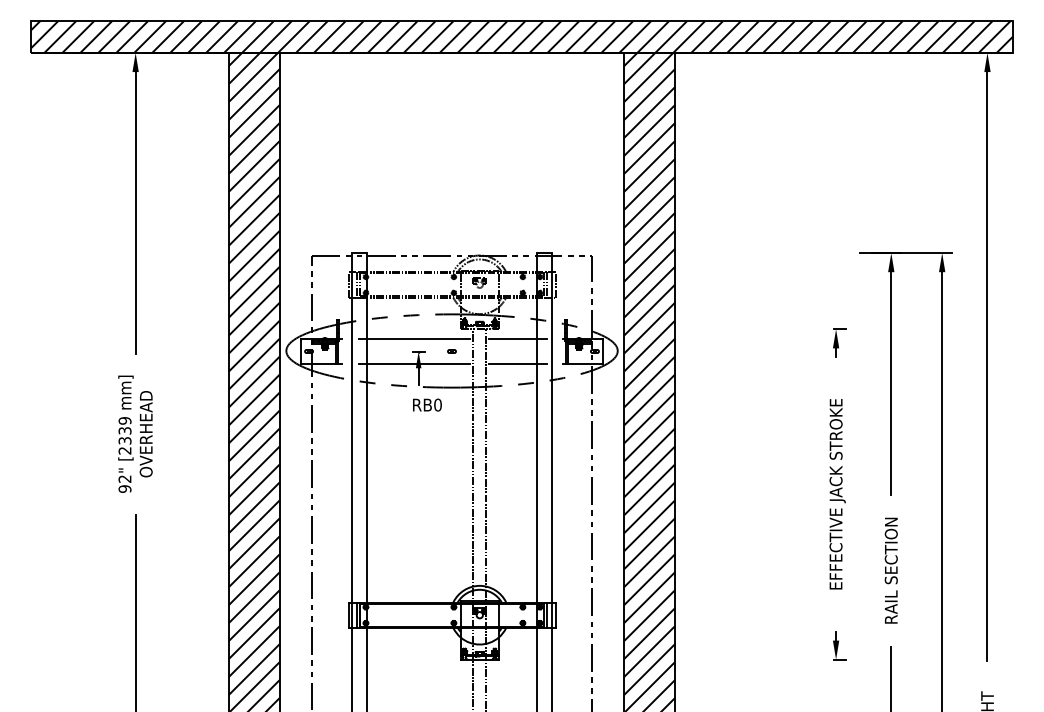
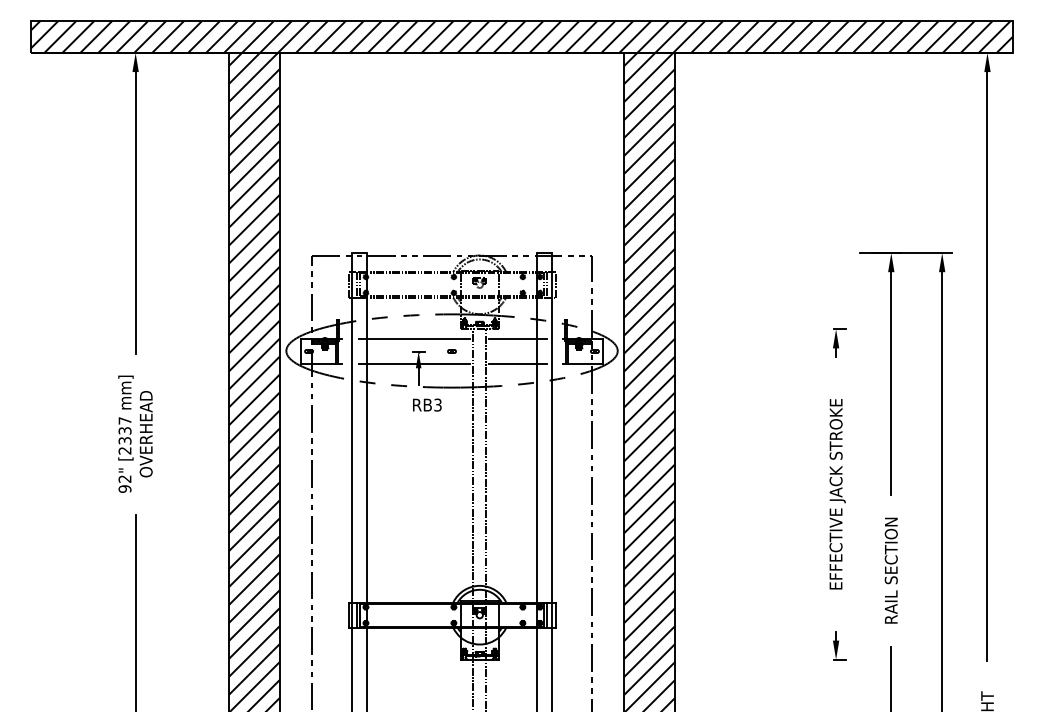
text: RB0 -> RB3 (437, 404)
text: [2339 -> [2337 (124, 420)
